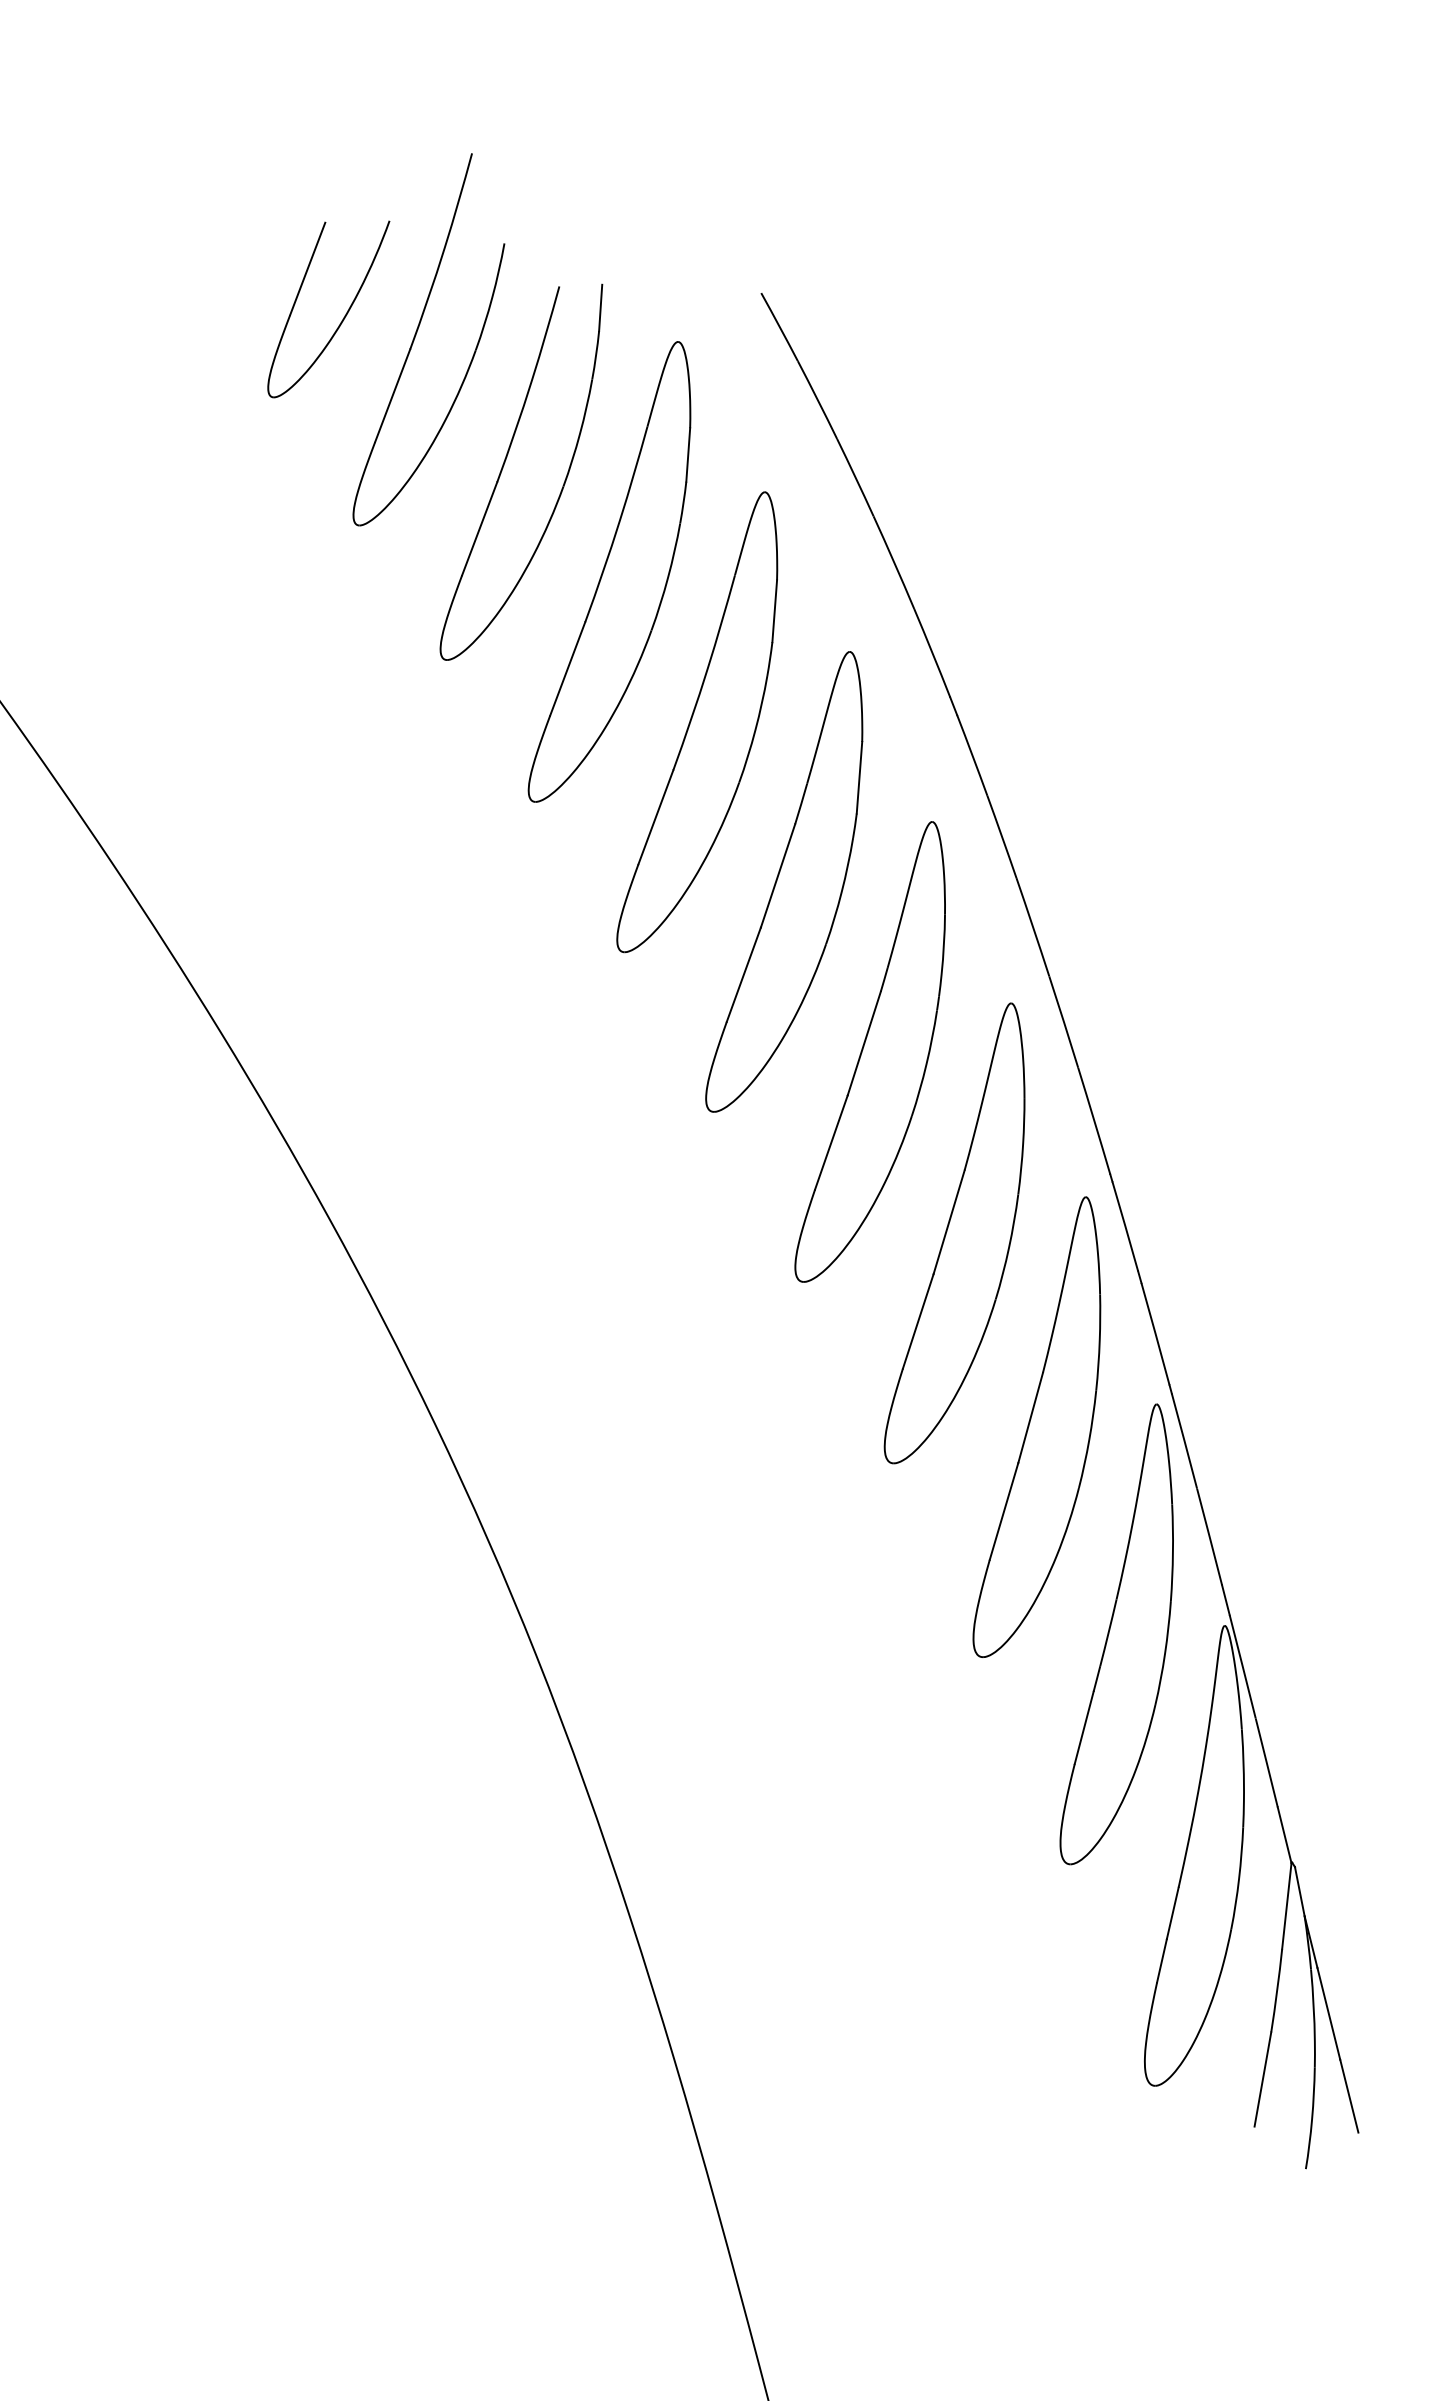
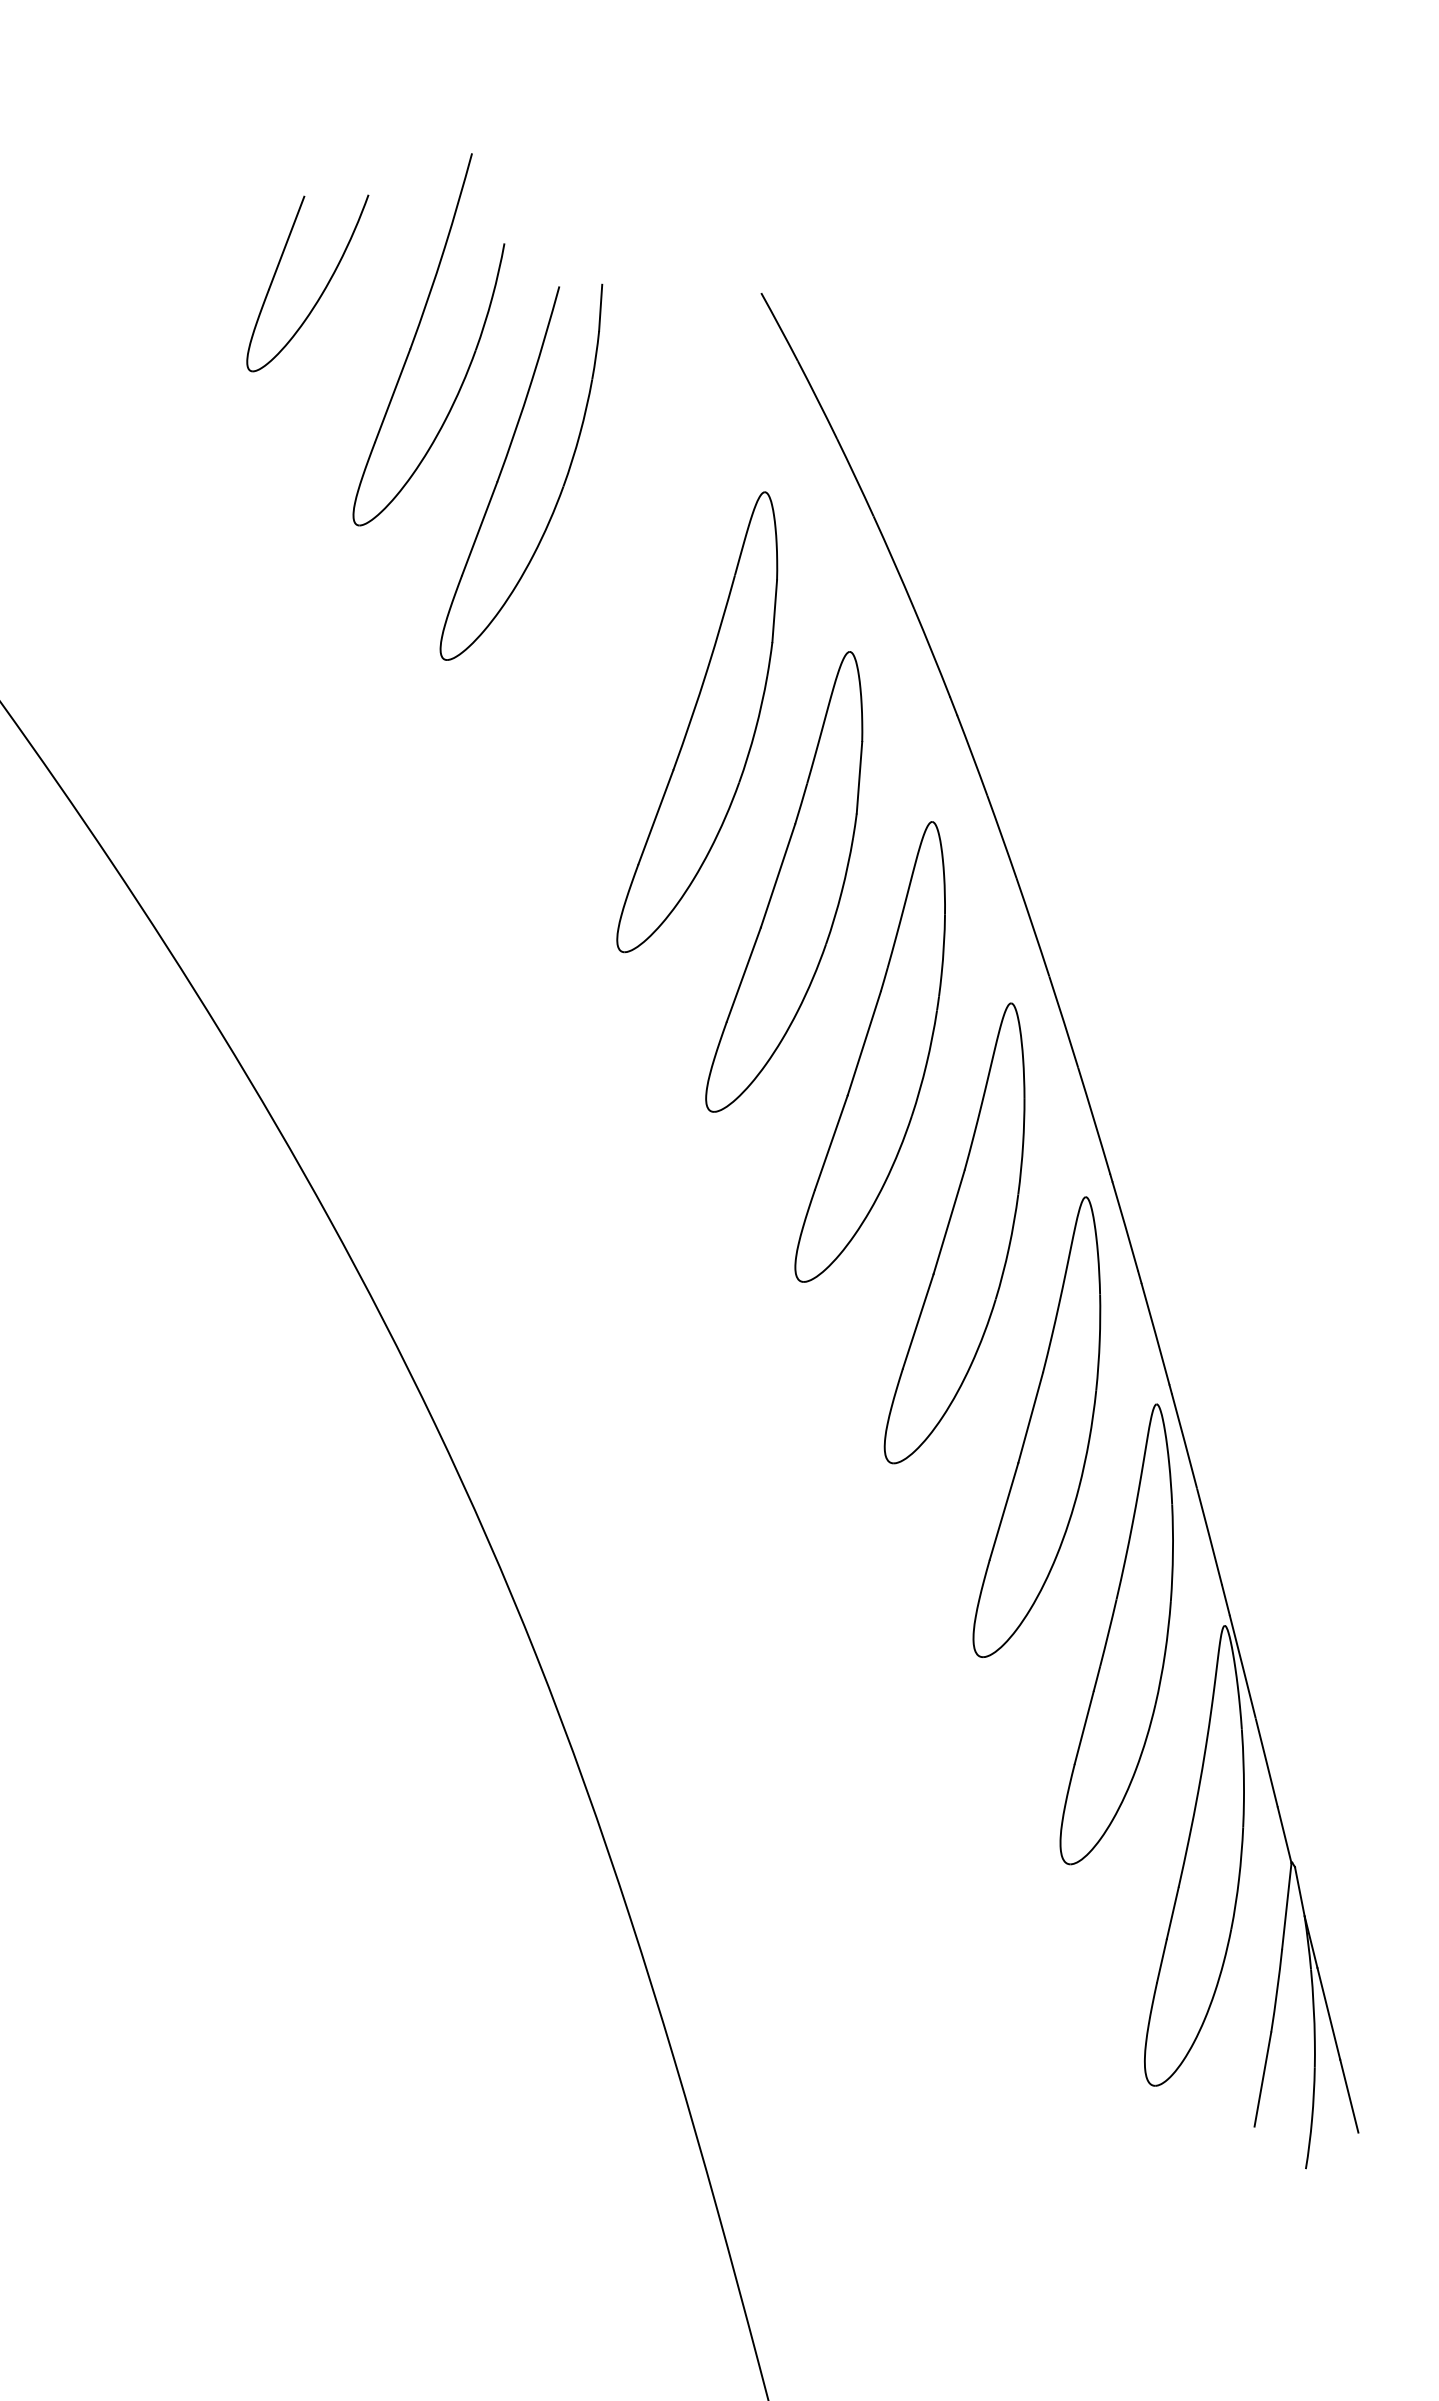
part position: (343, 317) -> (322, 291) (322, 291)
part: present -> none (609, 571)
